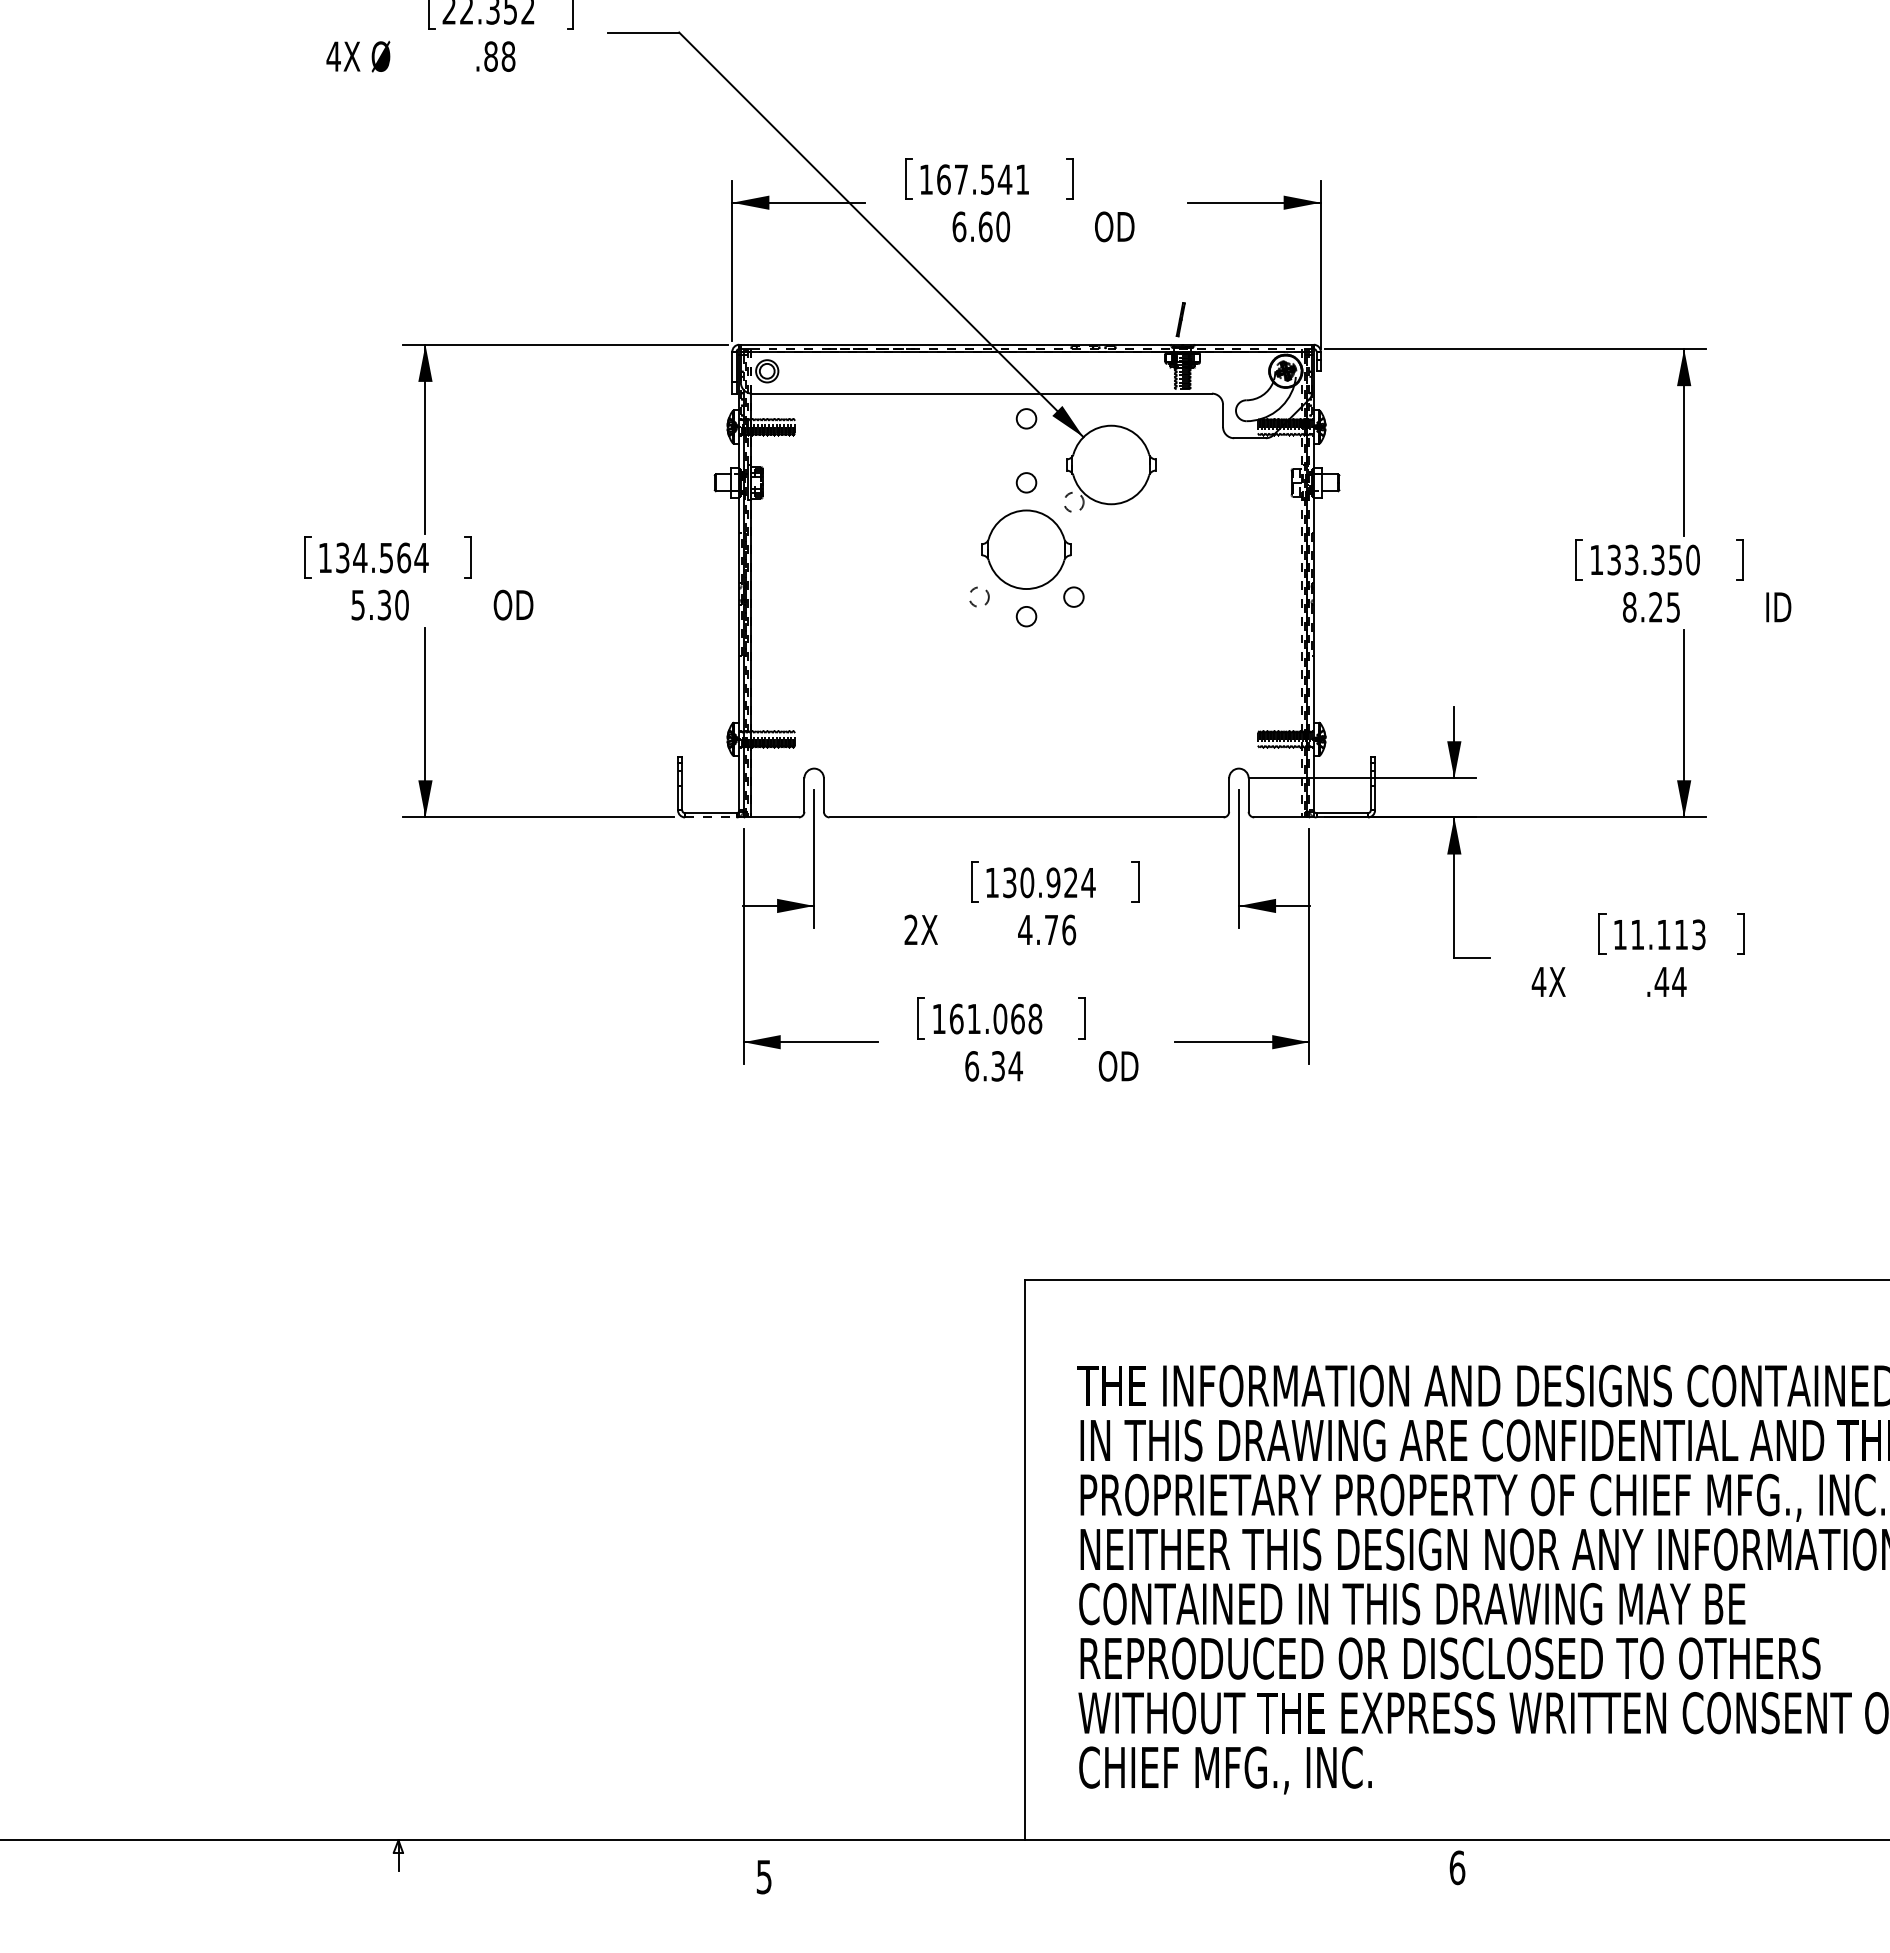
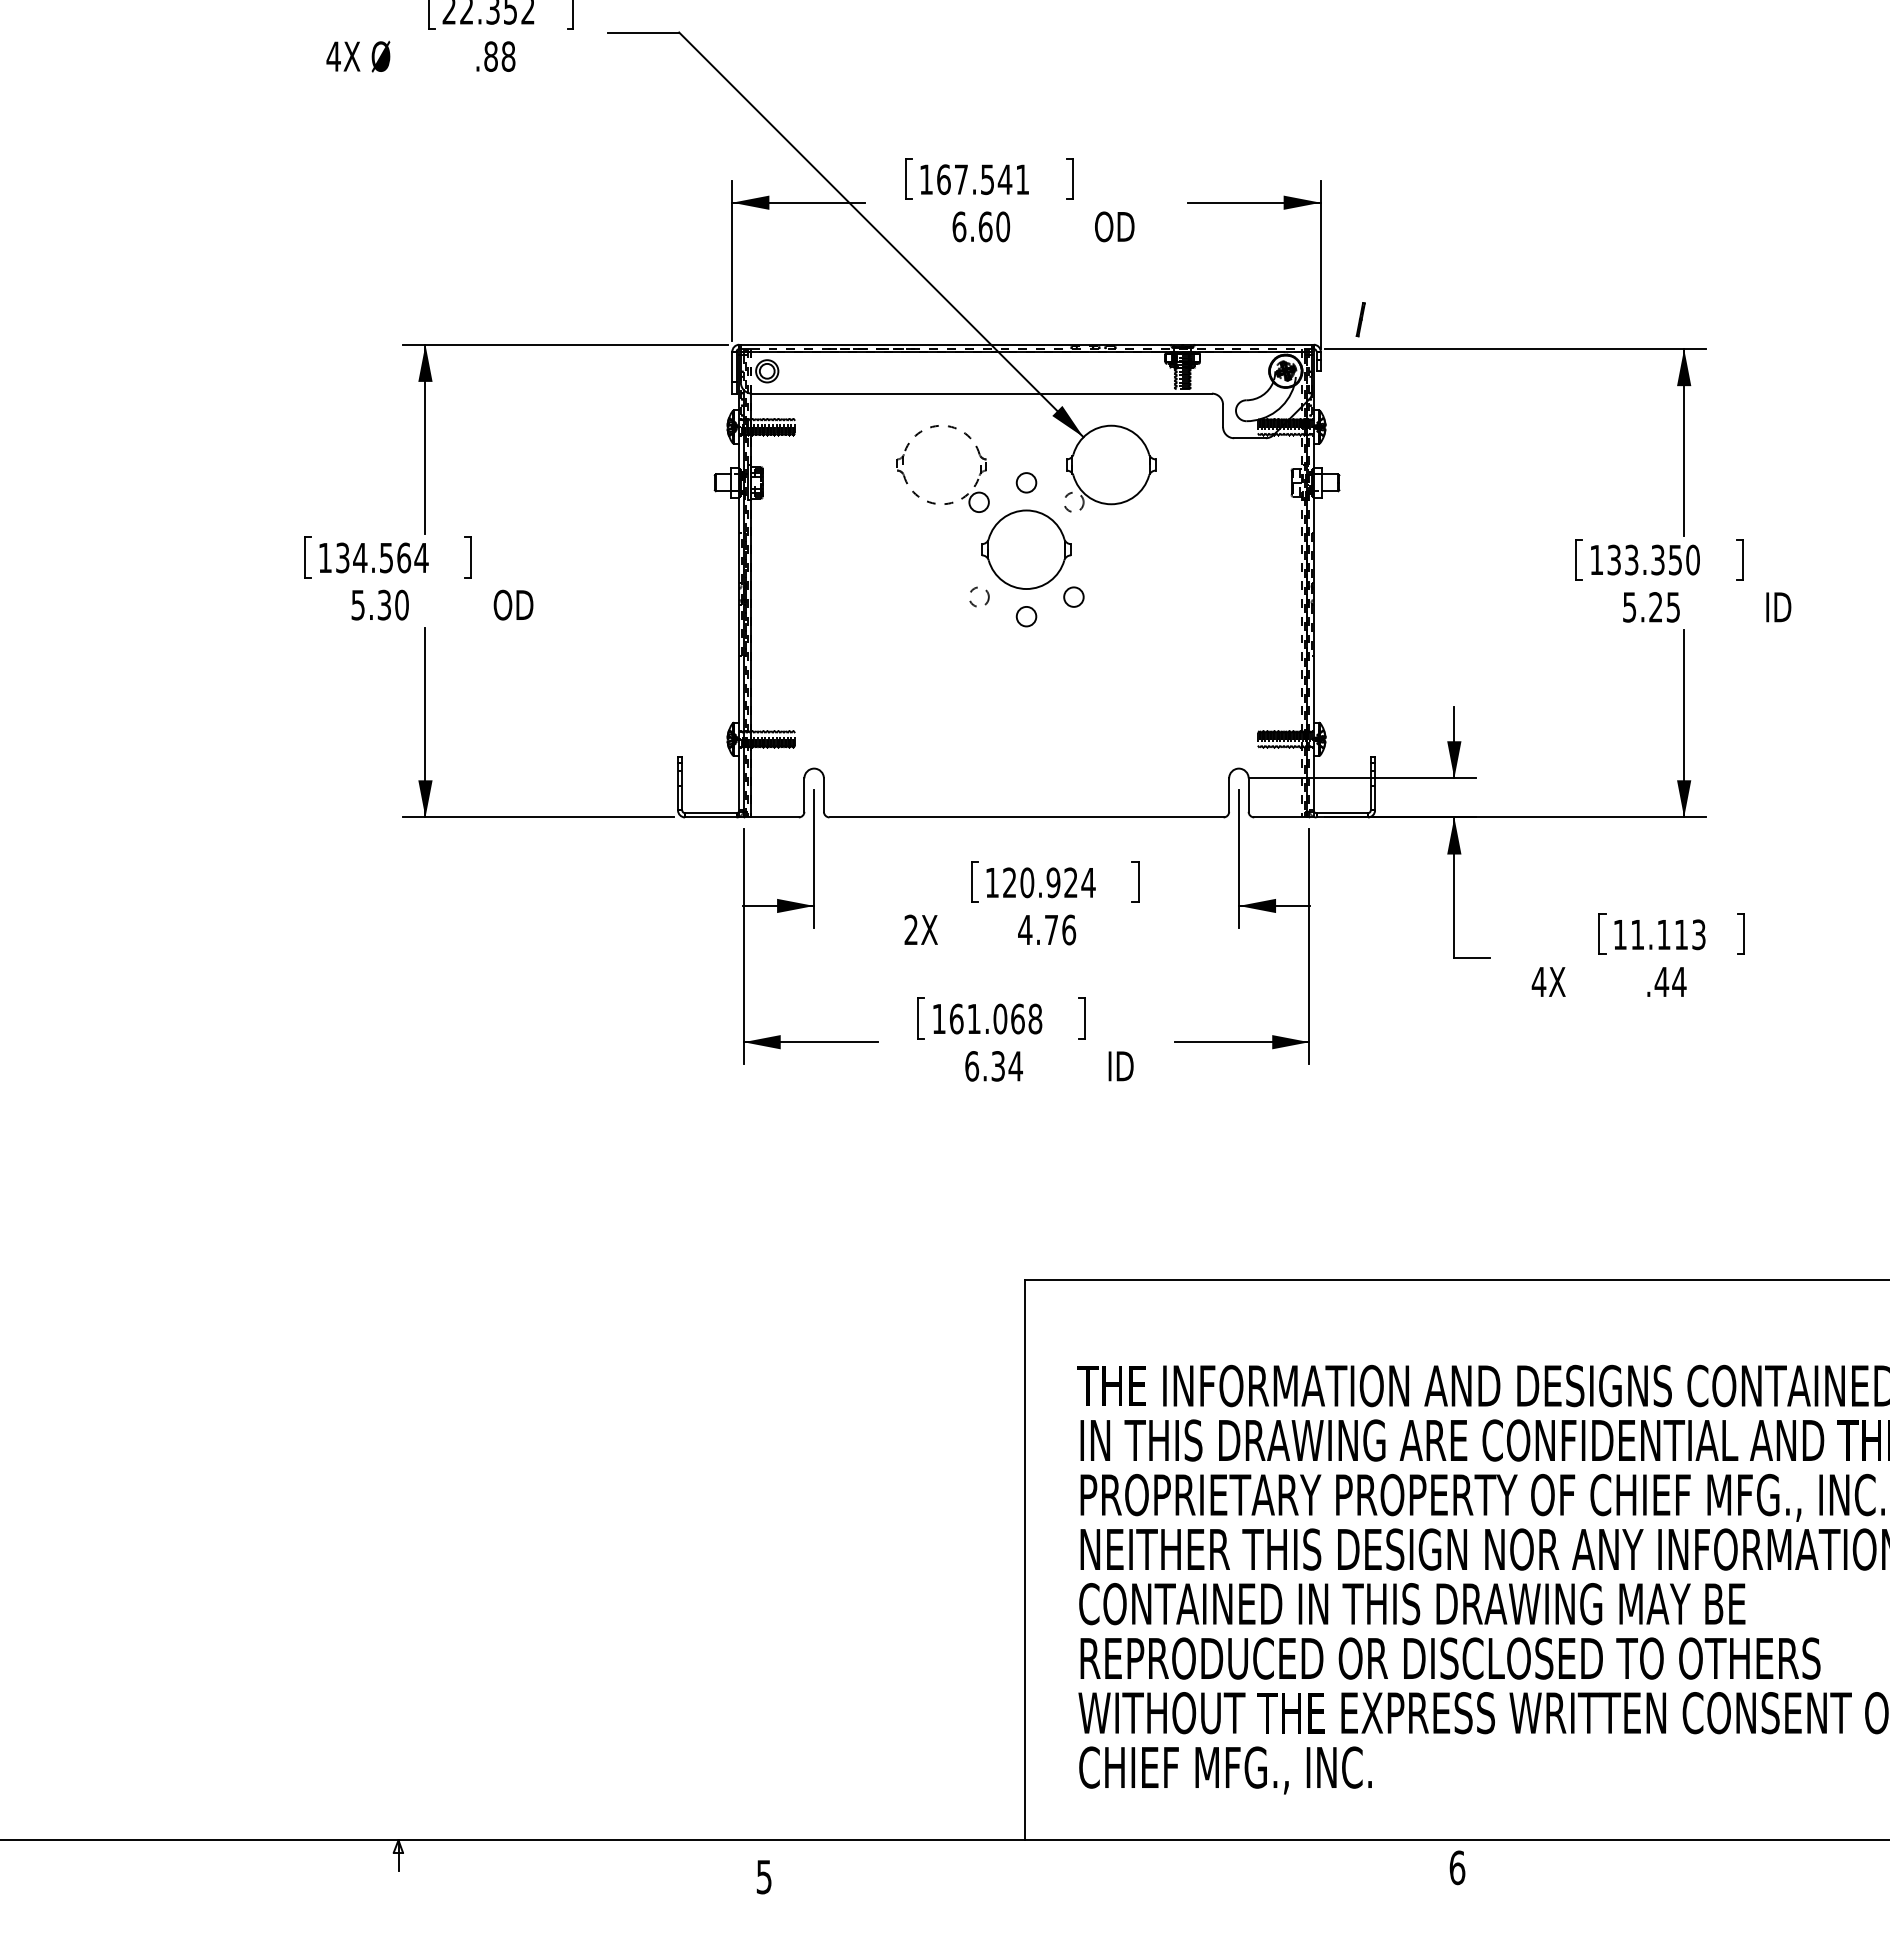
line position: (1180, 319) -> (1360, 319) (1360, 319)
circle: present -> none (1026, 418)
part: none -> present (947, 502)
text: 8.25 -> 5.25 (1629, 607)
line: dashed -> solid (710, 817)
text: 130.924 -> 120.924 (1009, 882)
text: OD -> ID (1118, 1066)
